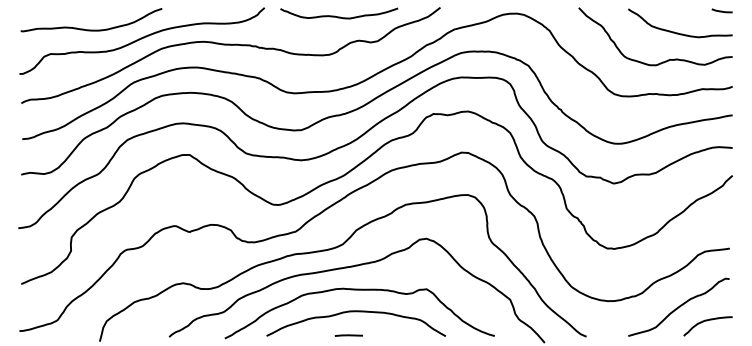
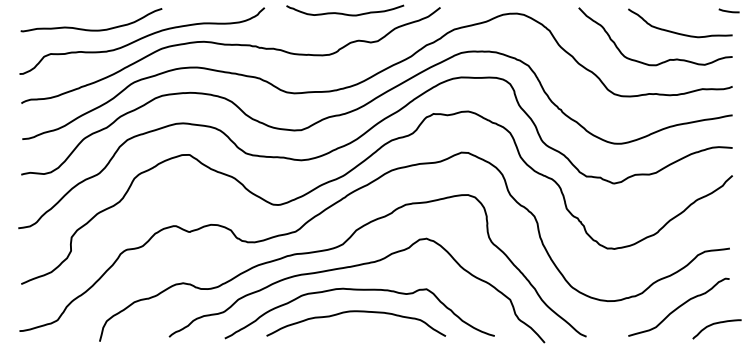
line position: (721, 10) -> (728, 10) (728, 10)
curve position: (339, 16) -> (345, 13) (345, 13)
curve position: (707, 321) -> (716, 324) (716, 324)
line: present -> none (348, 335)
